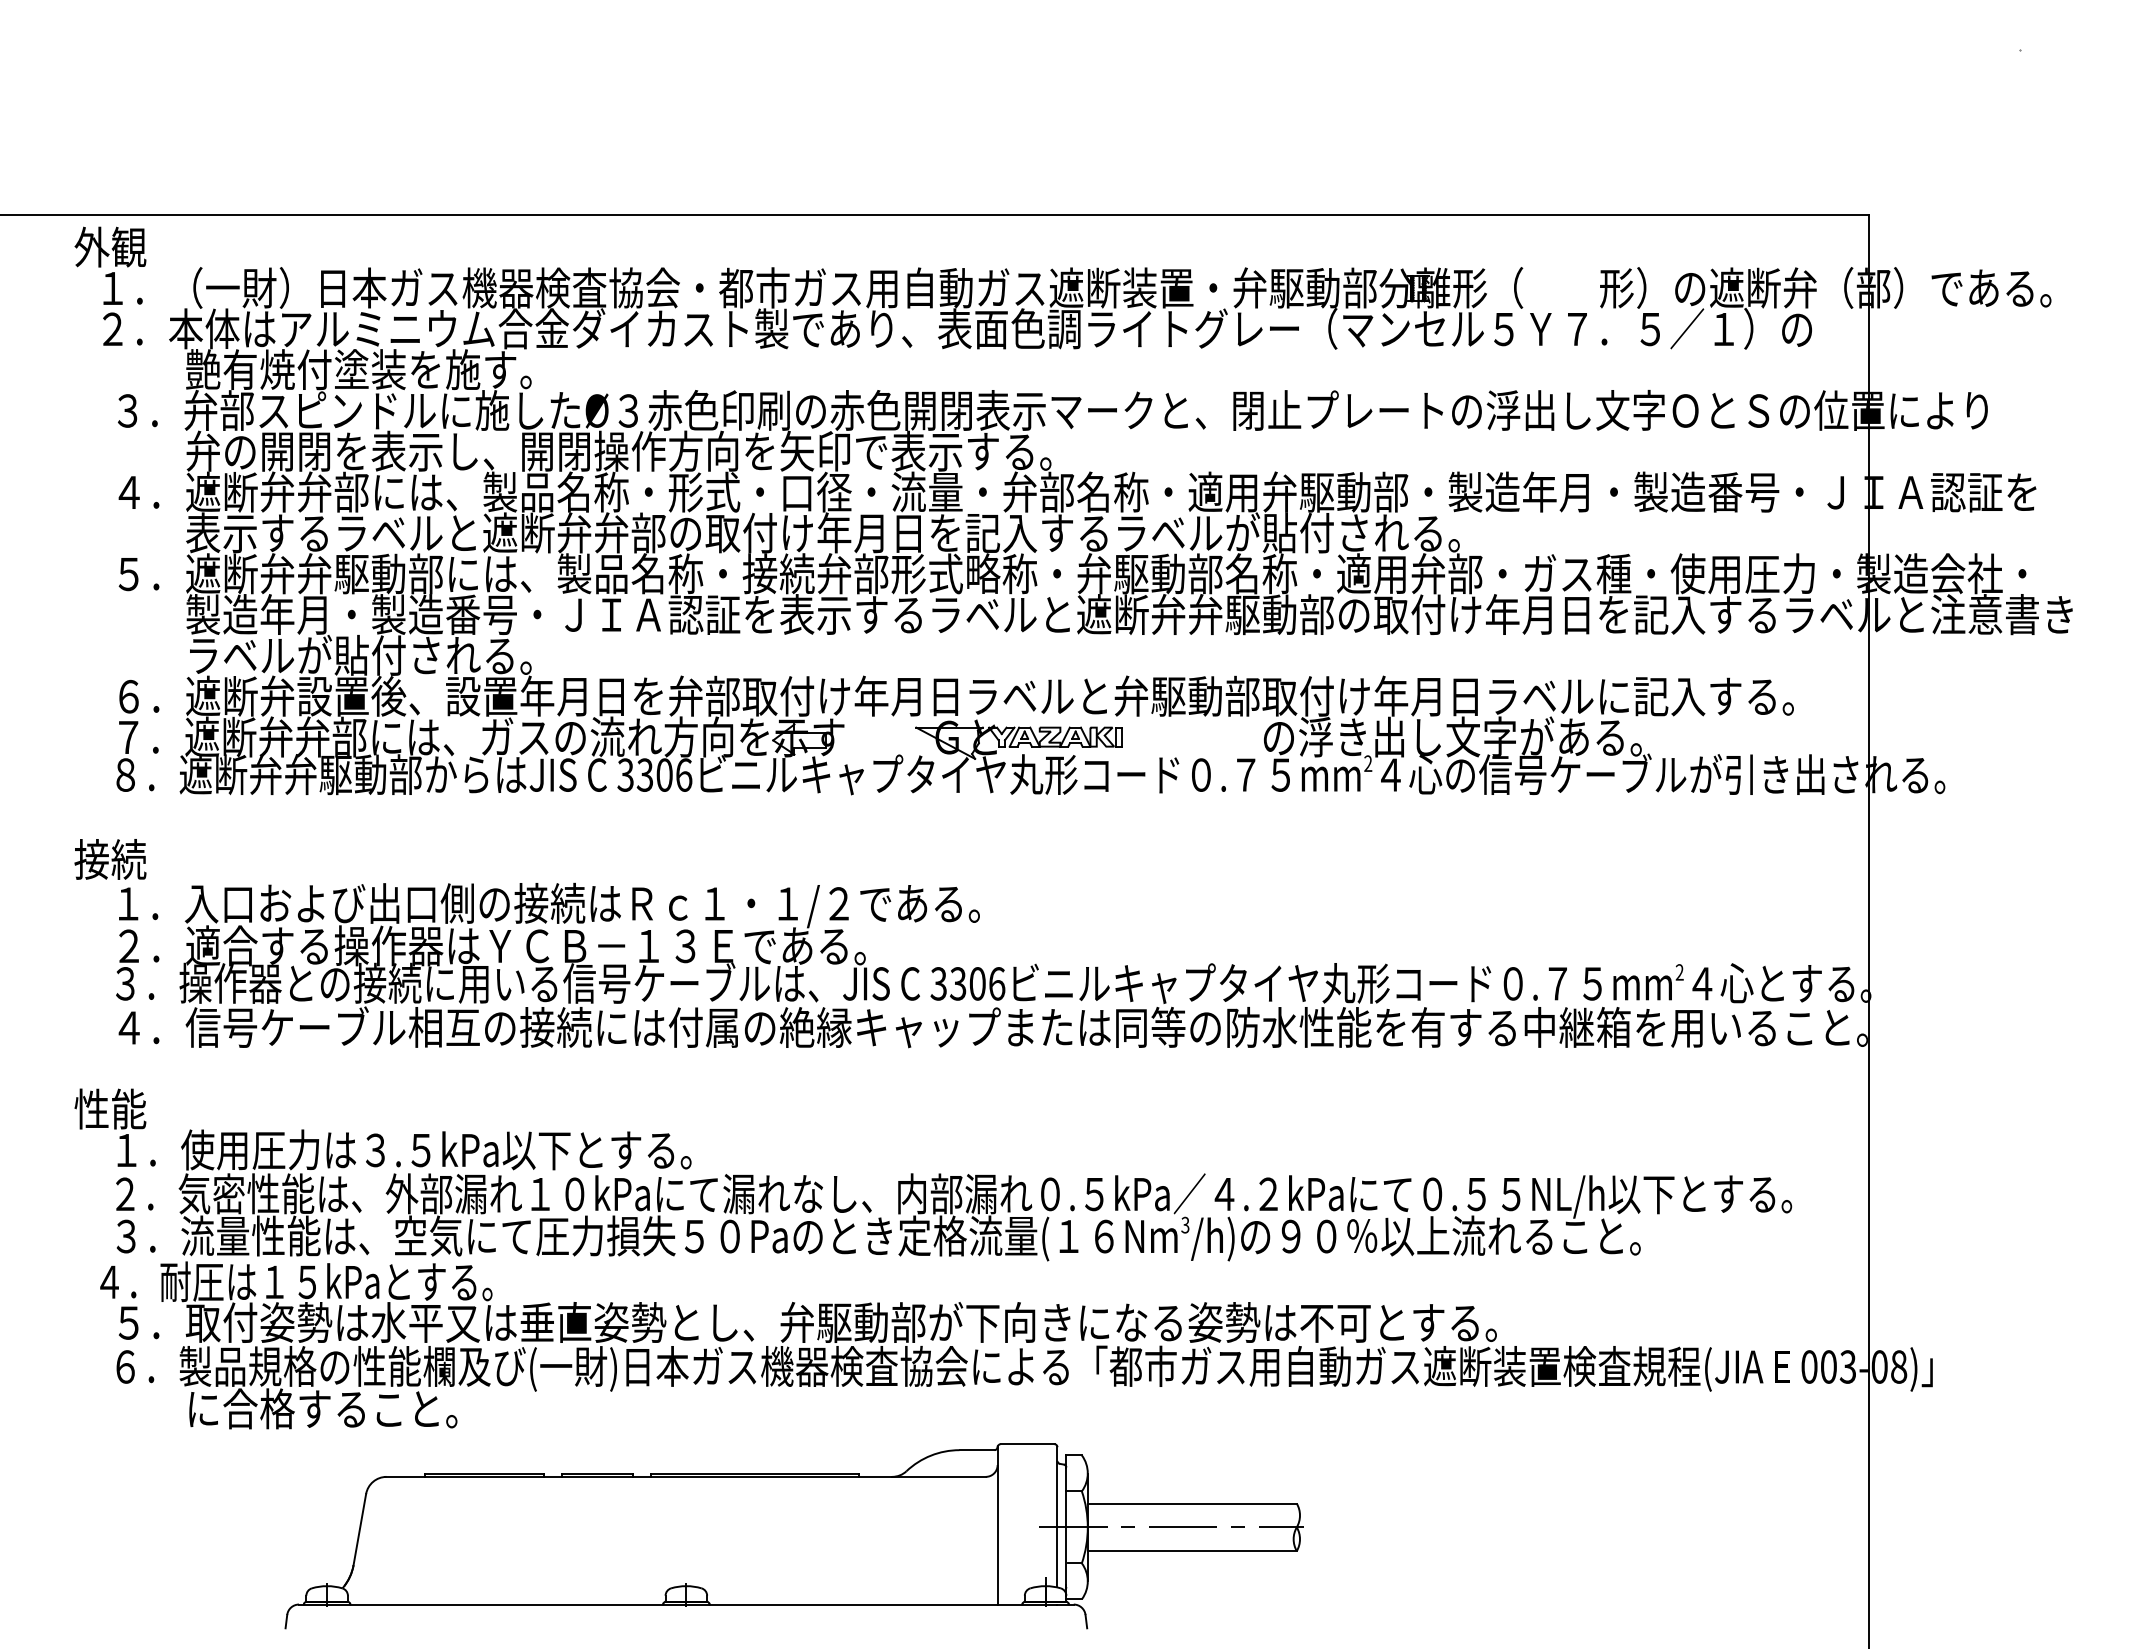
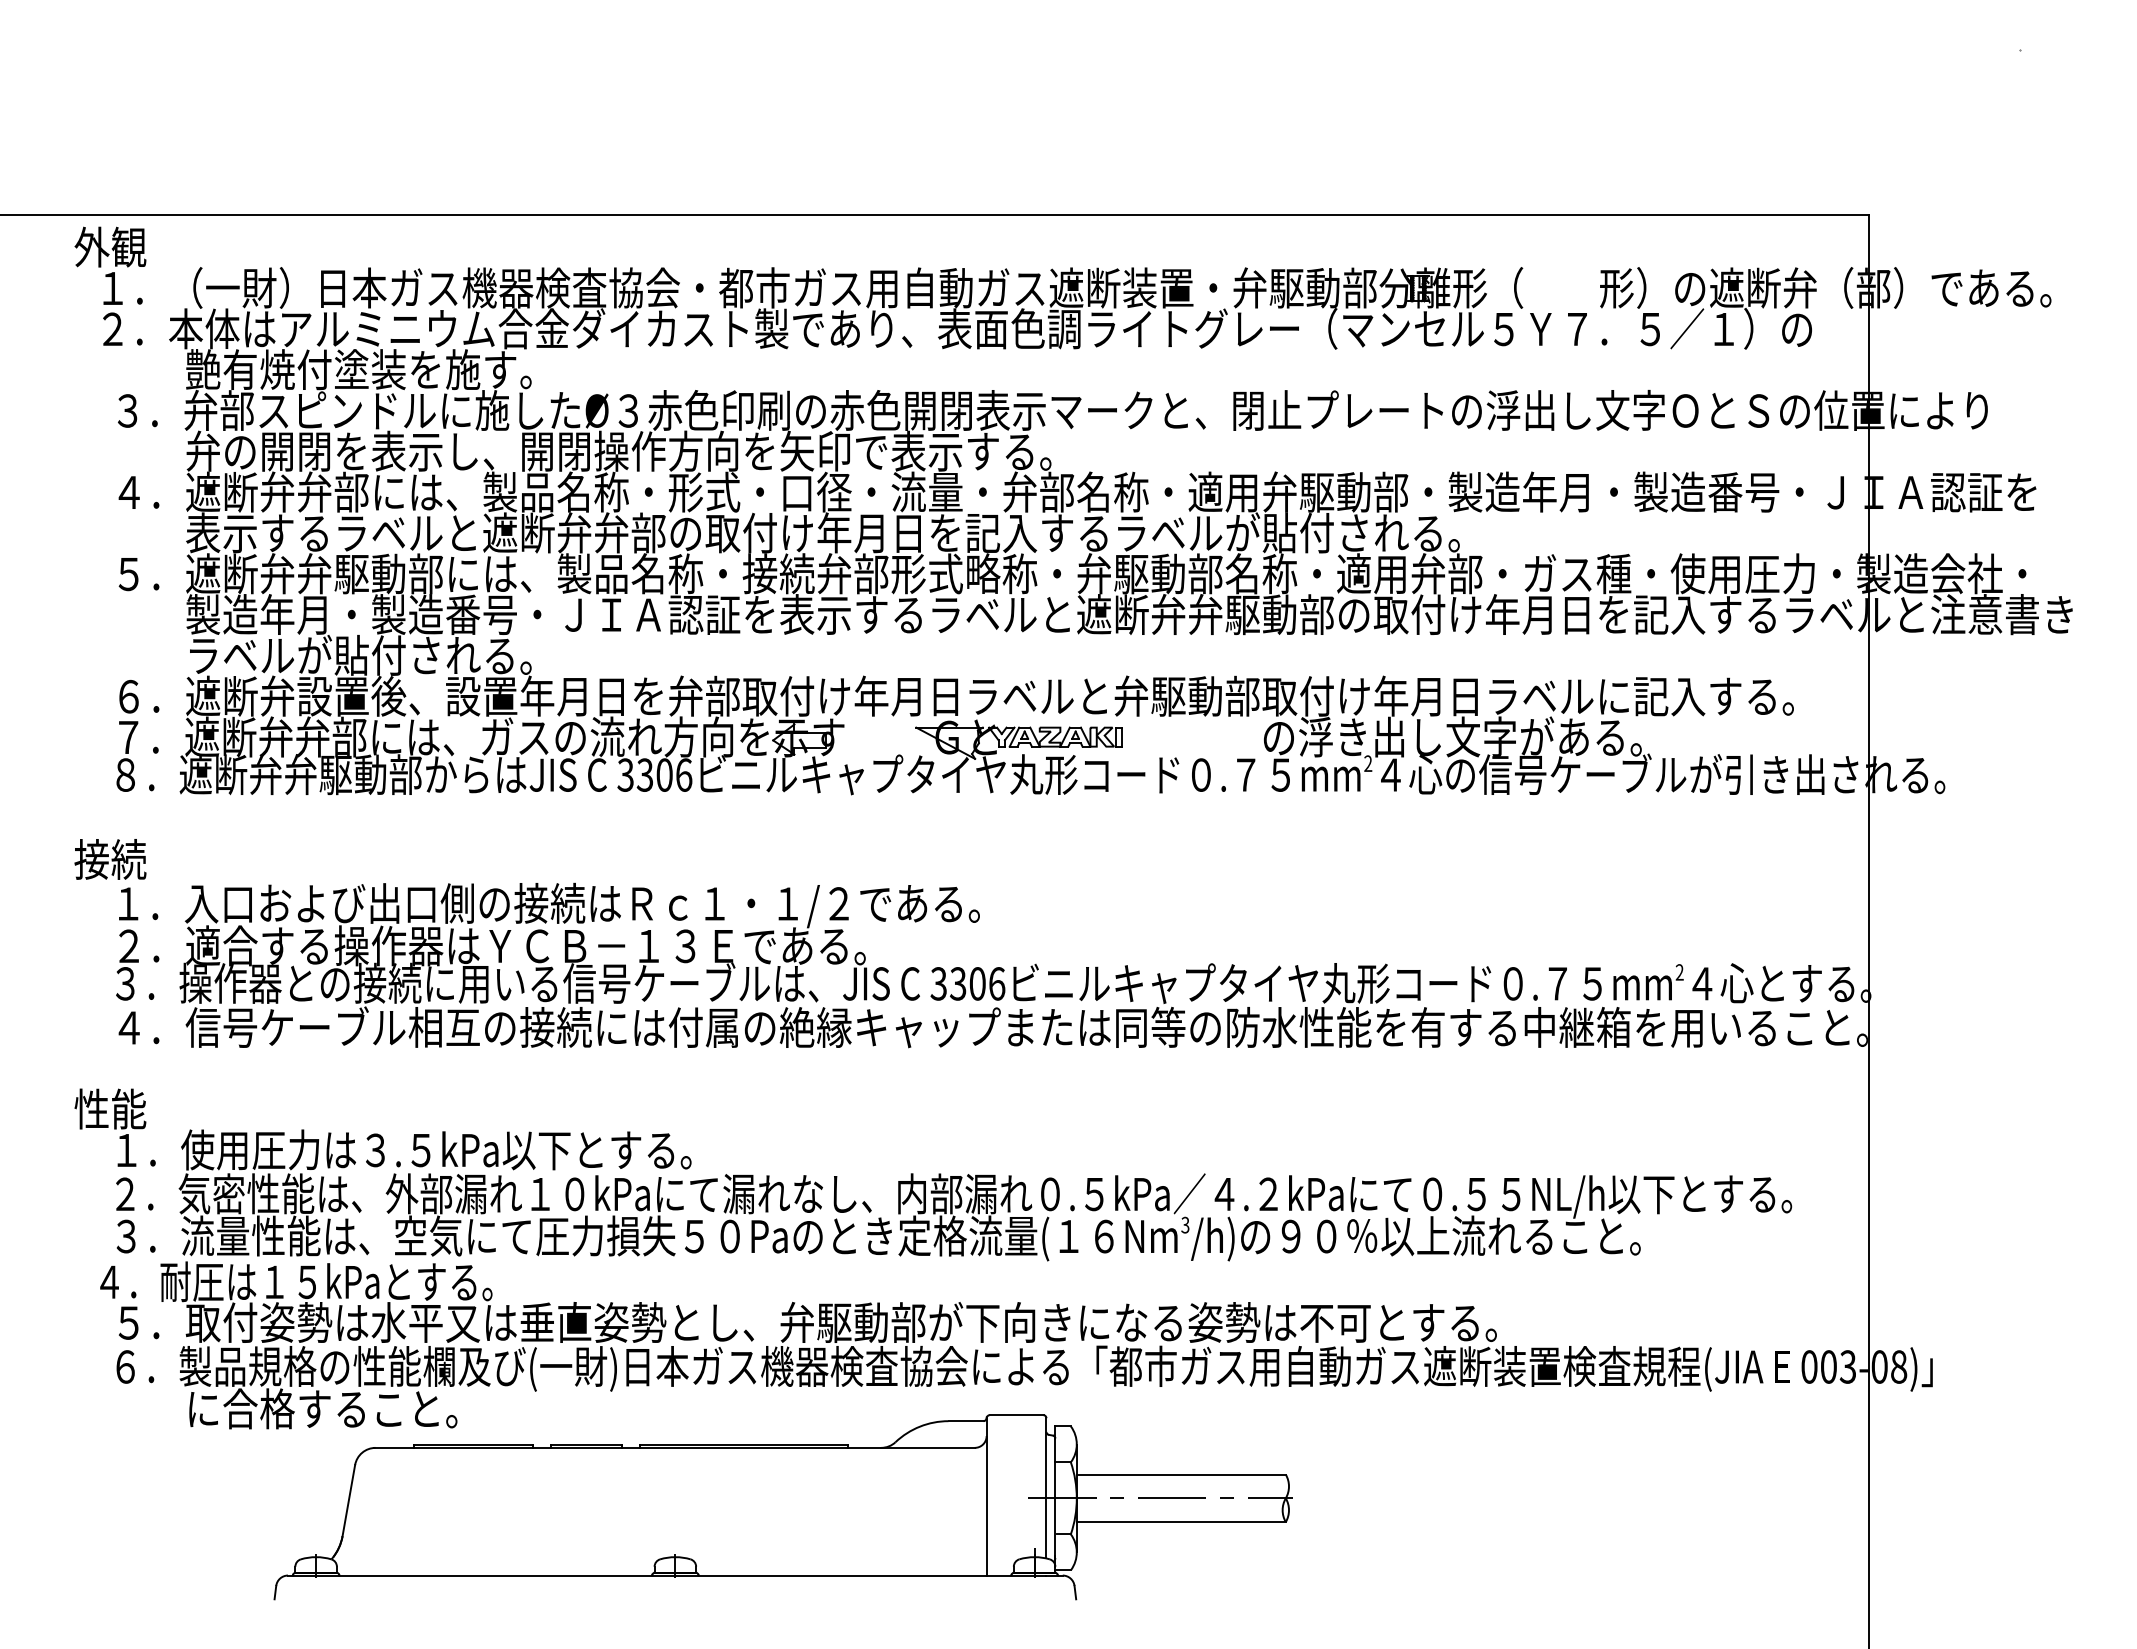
part position: (793, 1536) -> (782, 1507) (782, 1507)
